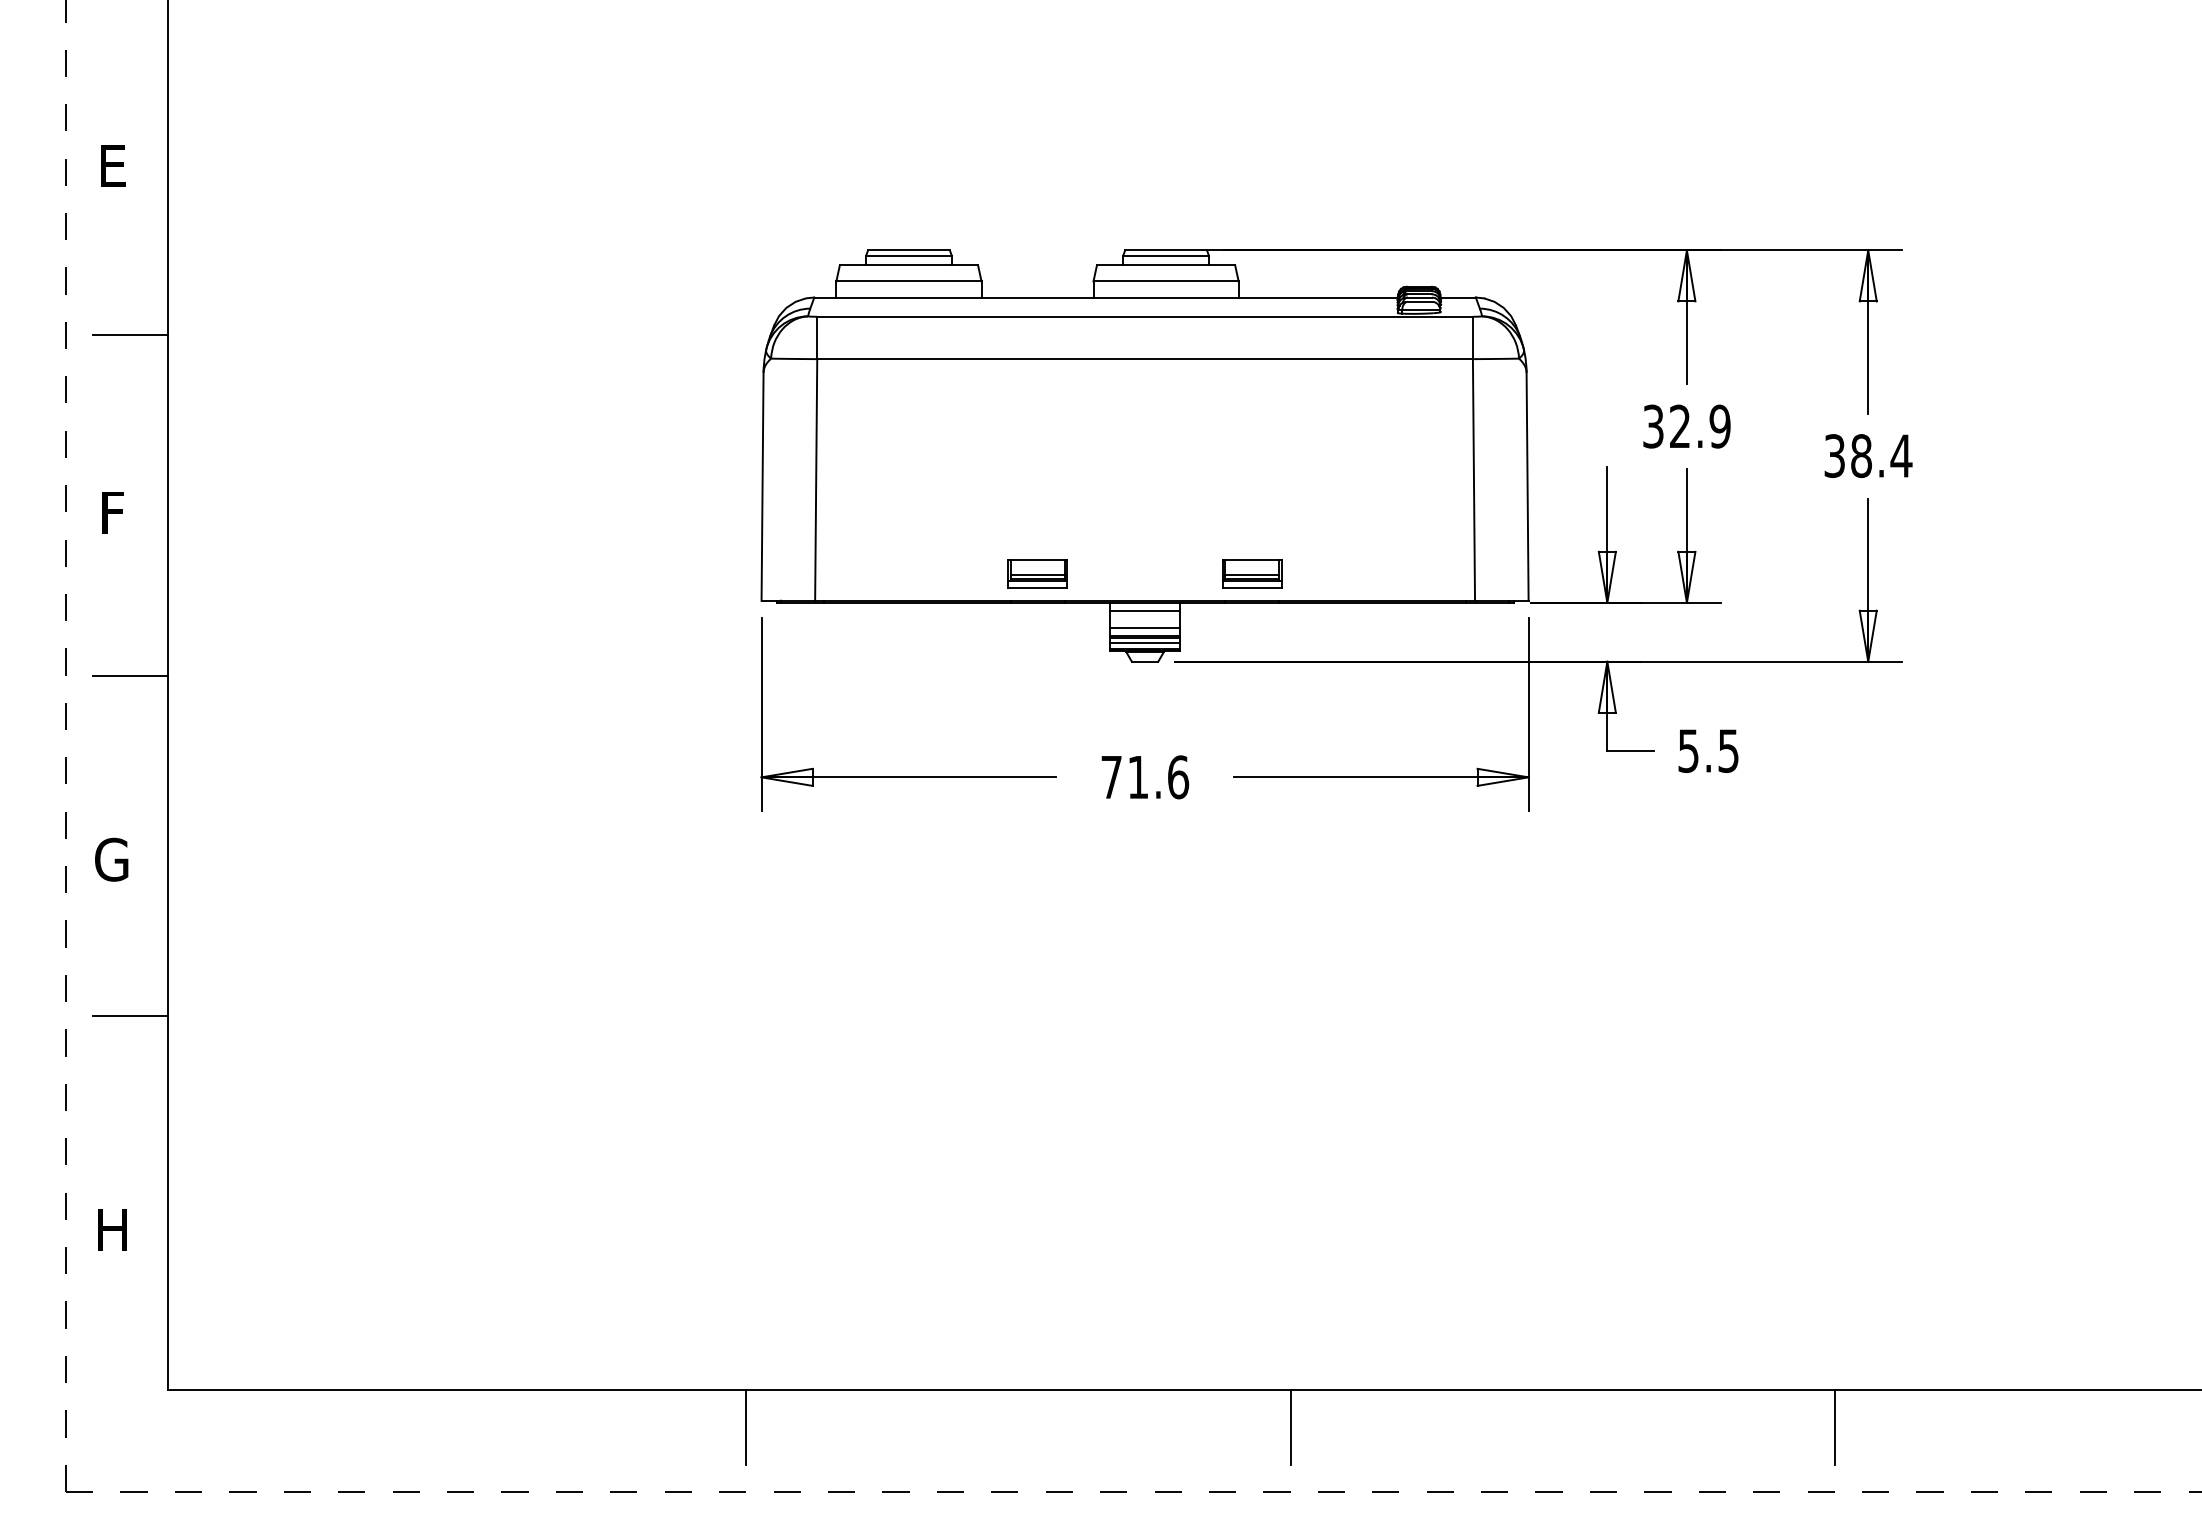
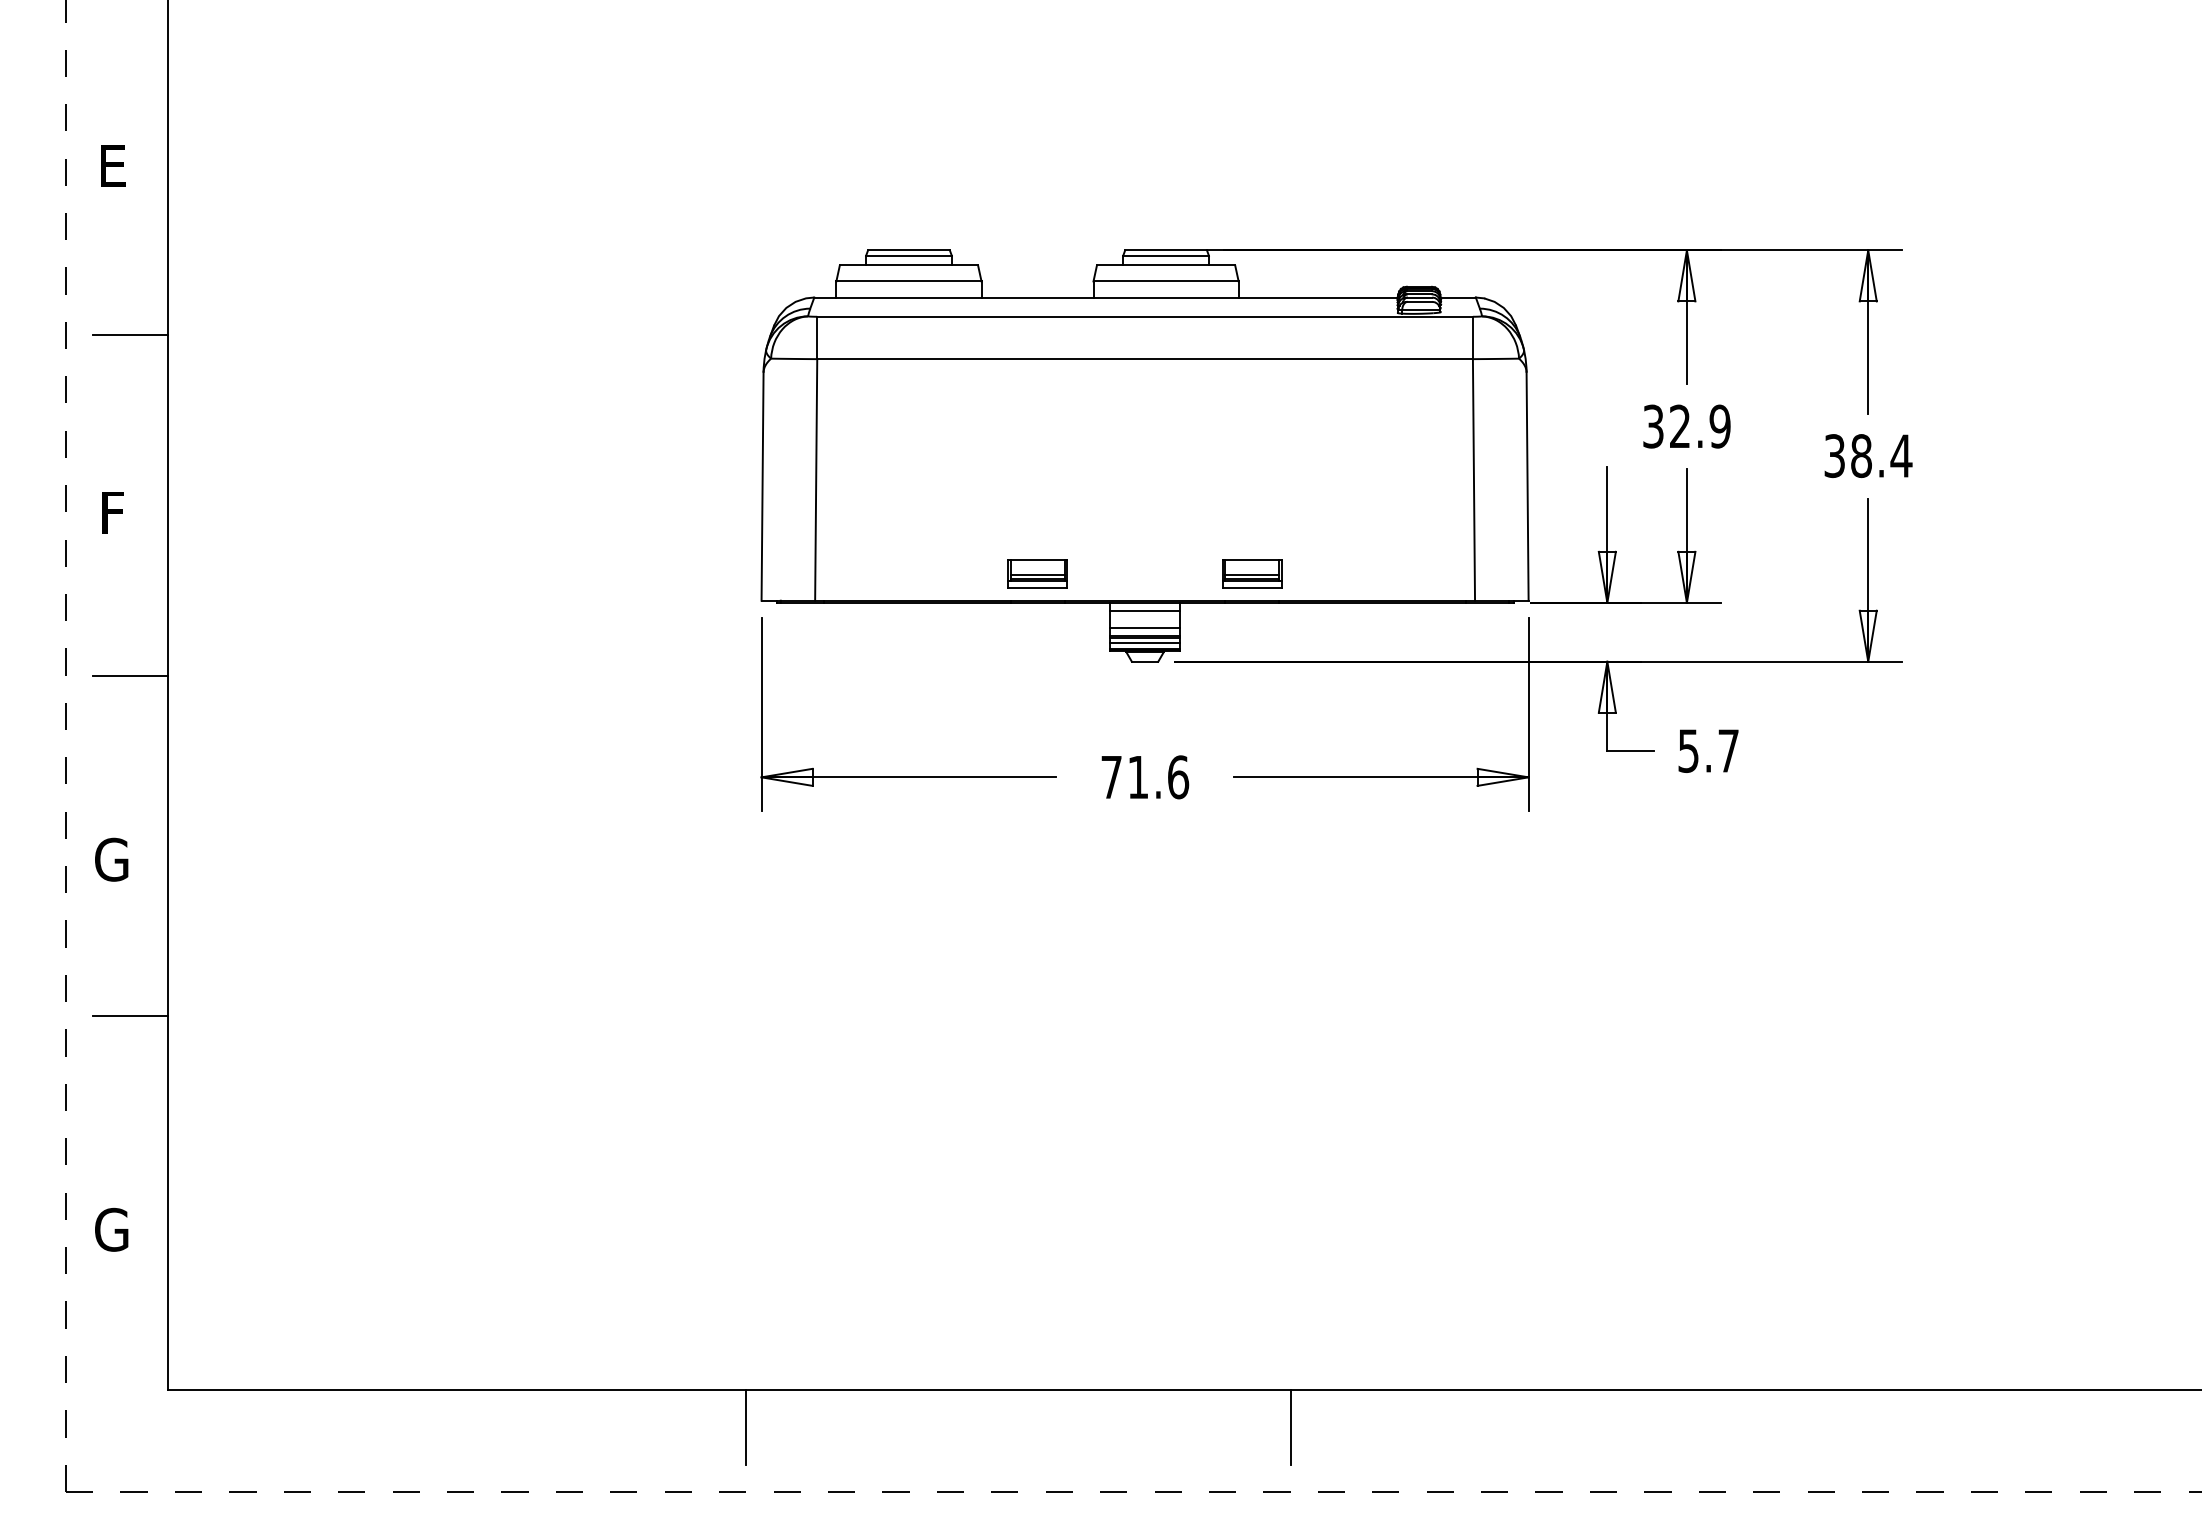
text: 5.5 -> 5.7 (1728, 750)
text: H -> G (111, 1229)
line: present -> none (1834, 1426)
